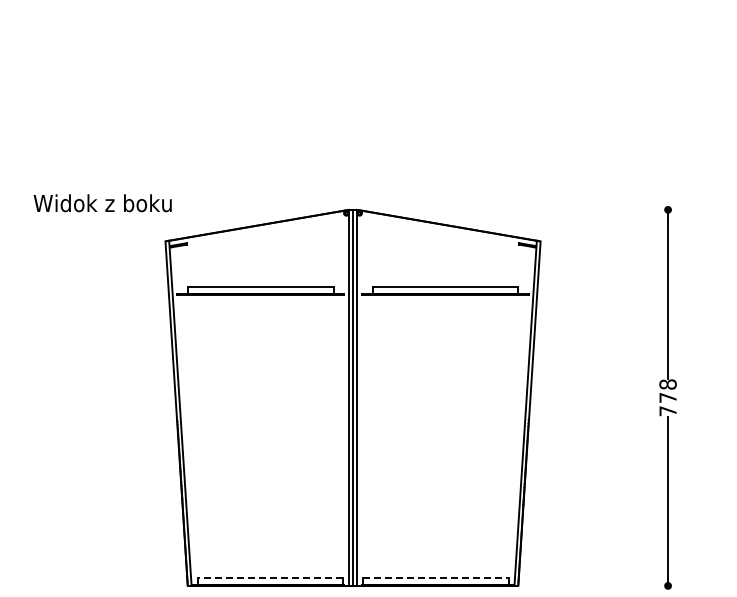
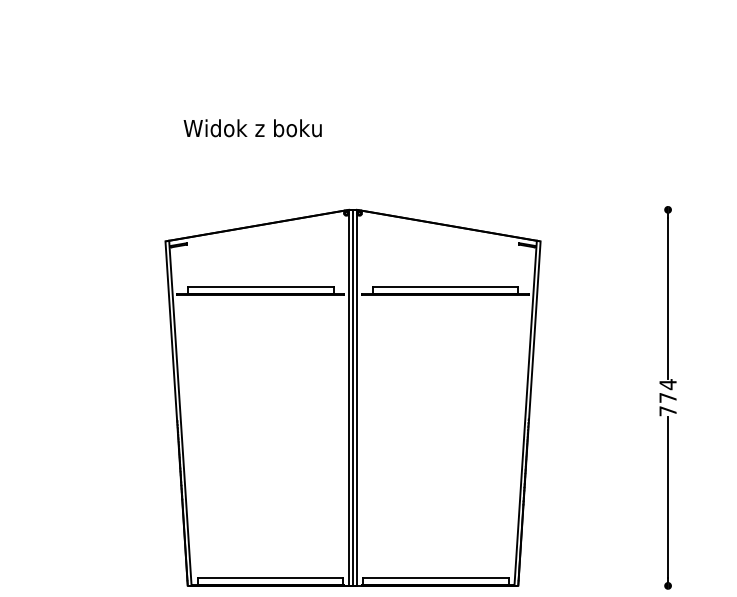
text position: (102, 203) -> (252, 128) (252, 128)
text: 778 -> 774 (667, 384)
line: dashed -> solid (270, 577)
line: dashed -> solid (435, 577)
